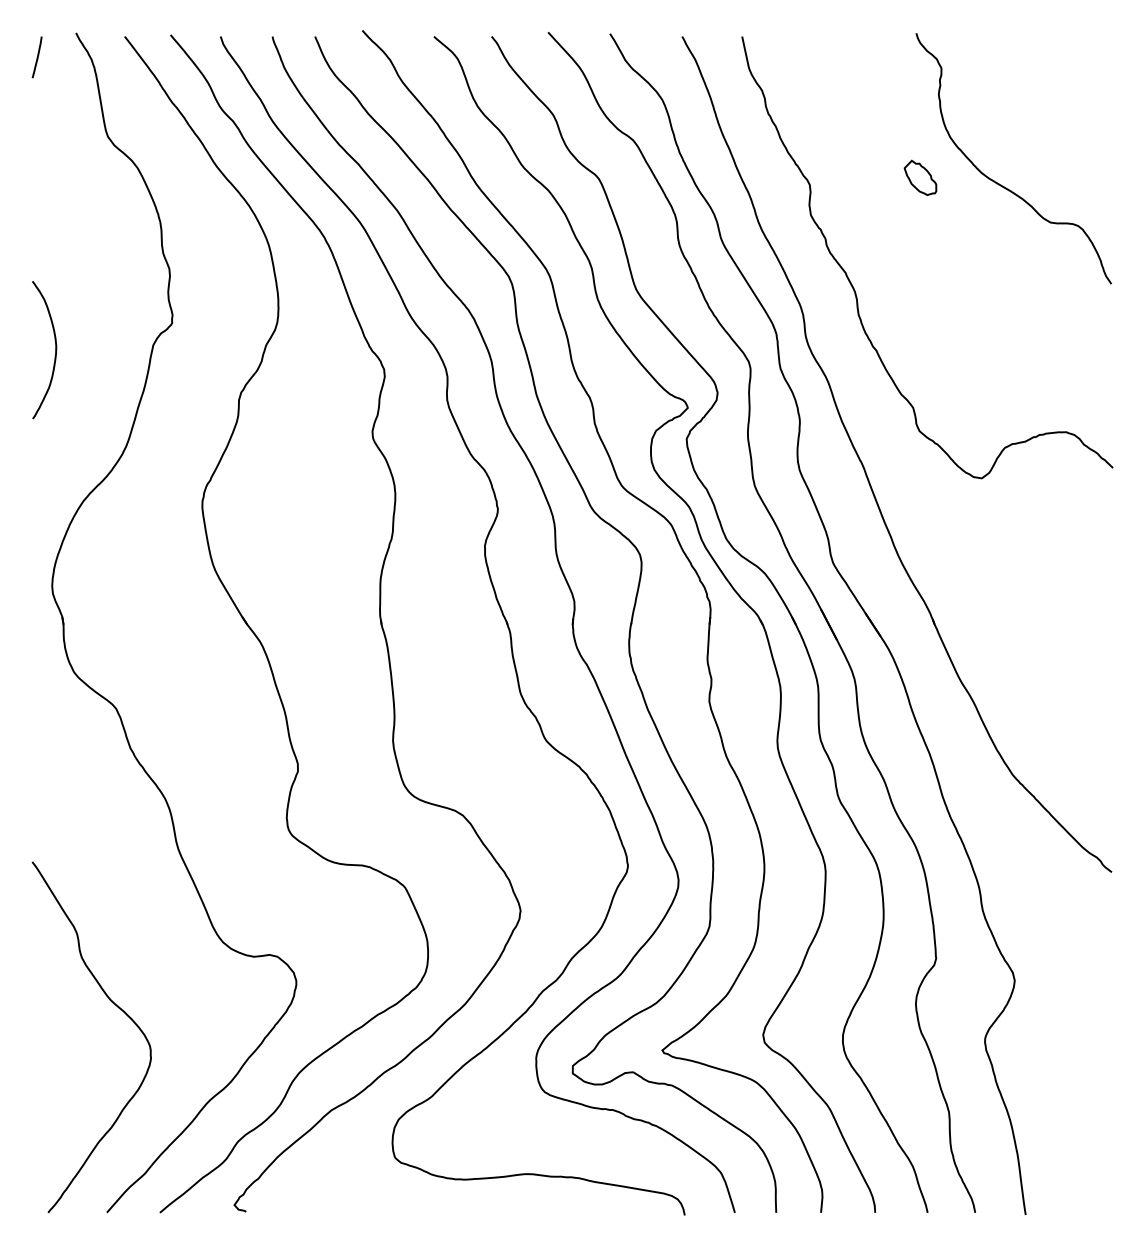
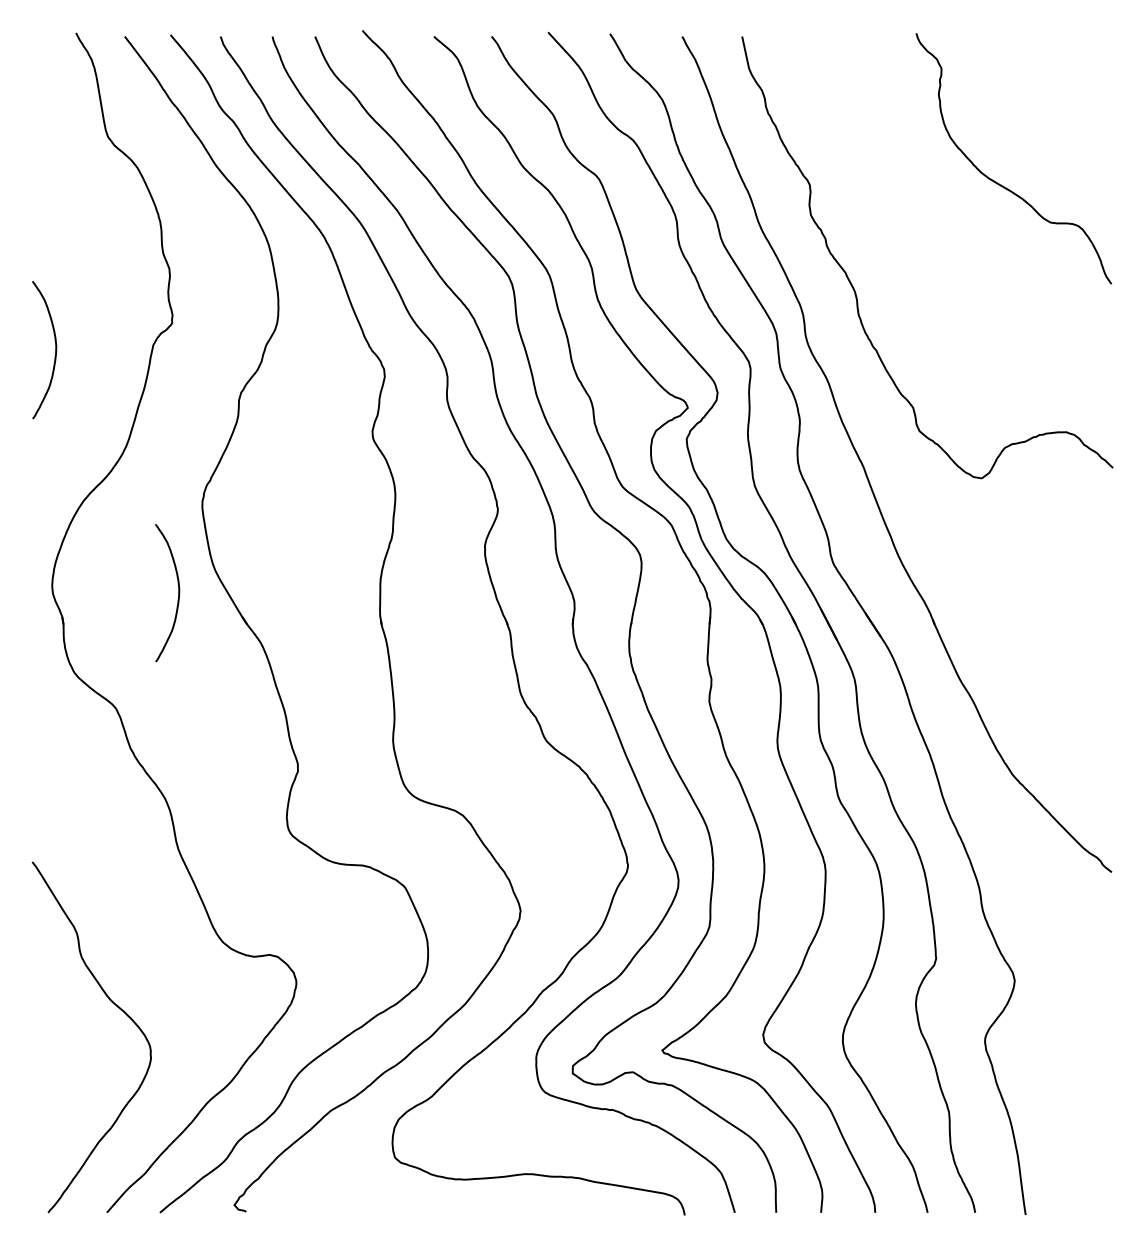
line: present -> none (36, 57)
part: present -> none (920, 177)
curve: none -> present (178, 593)
